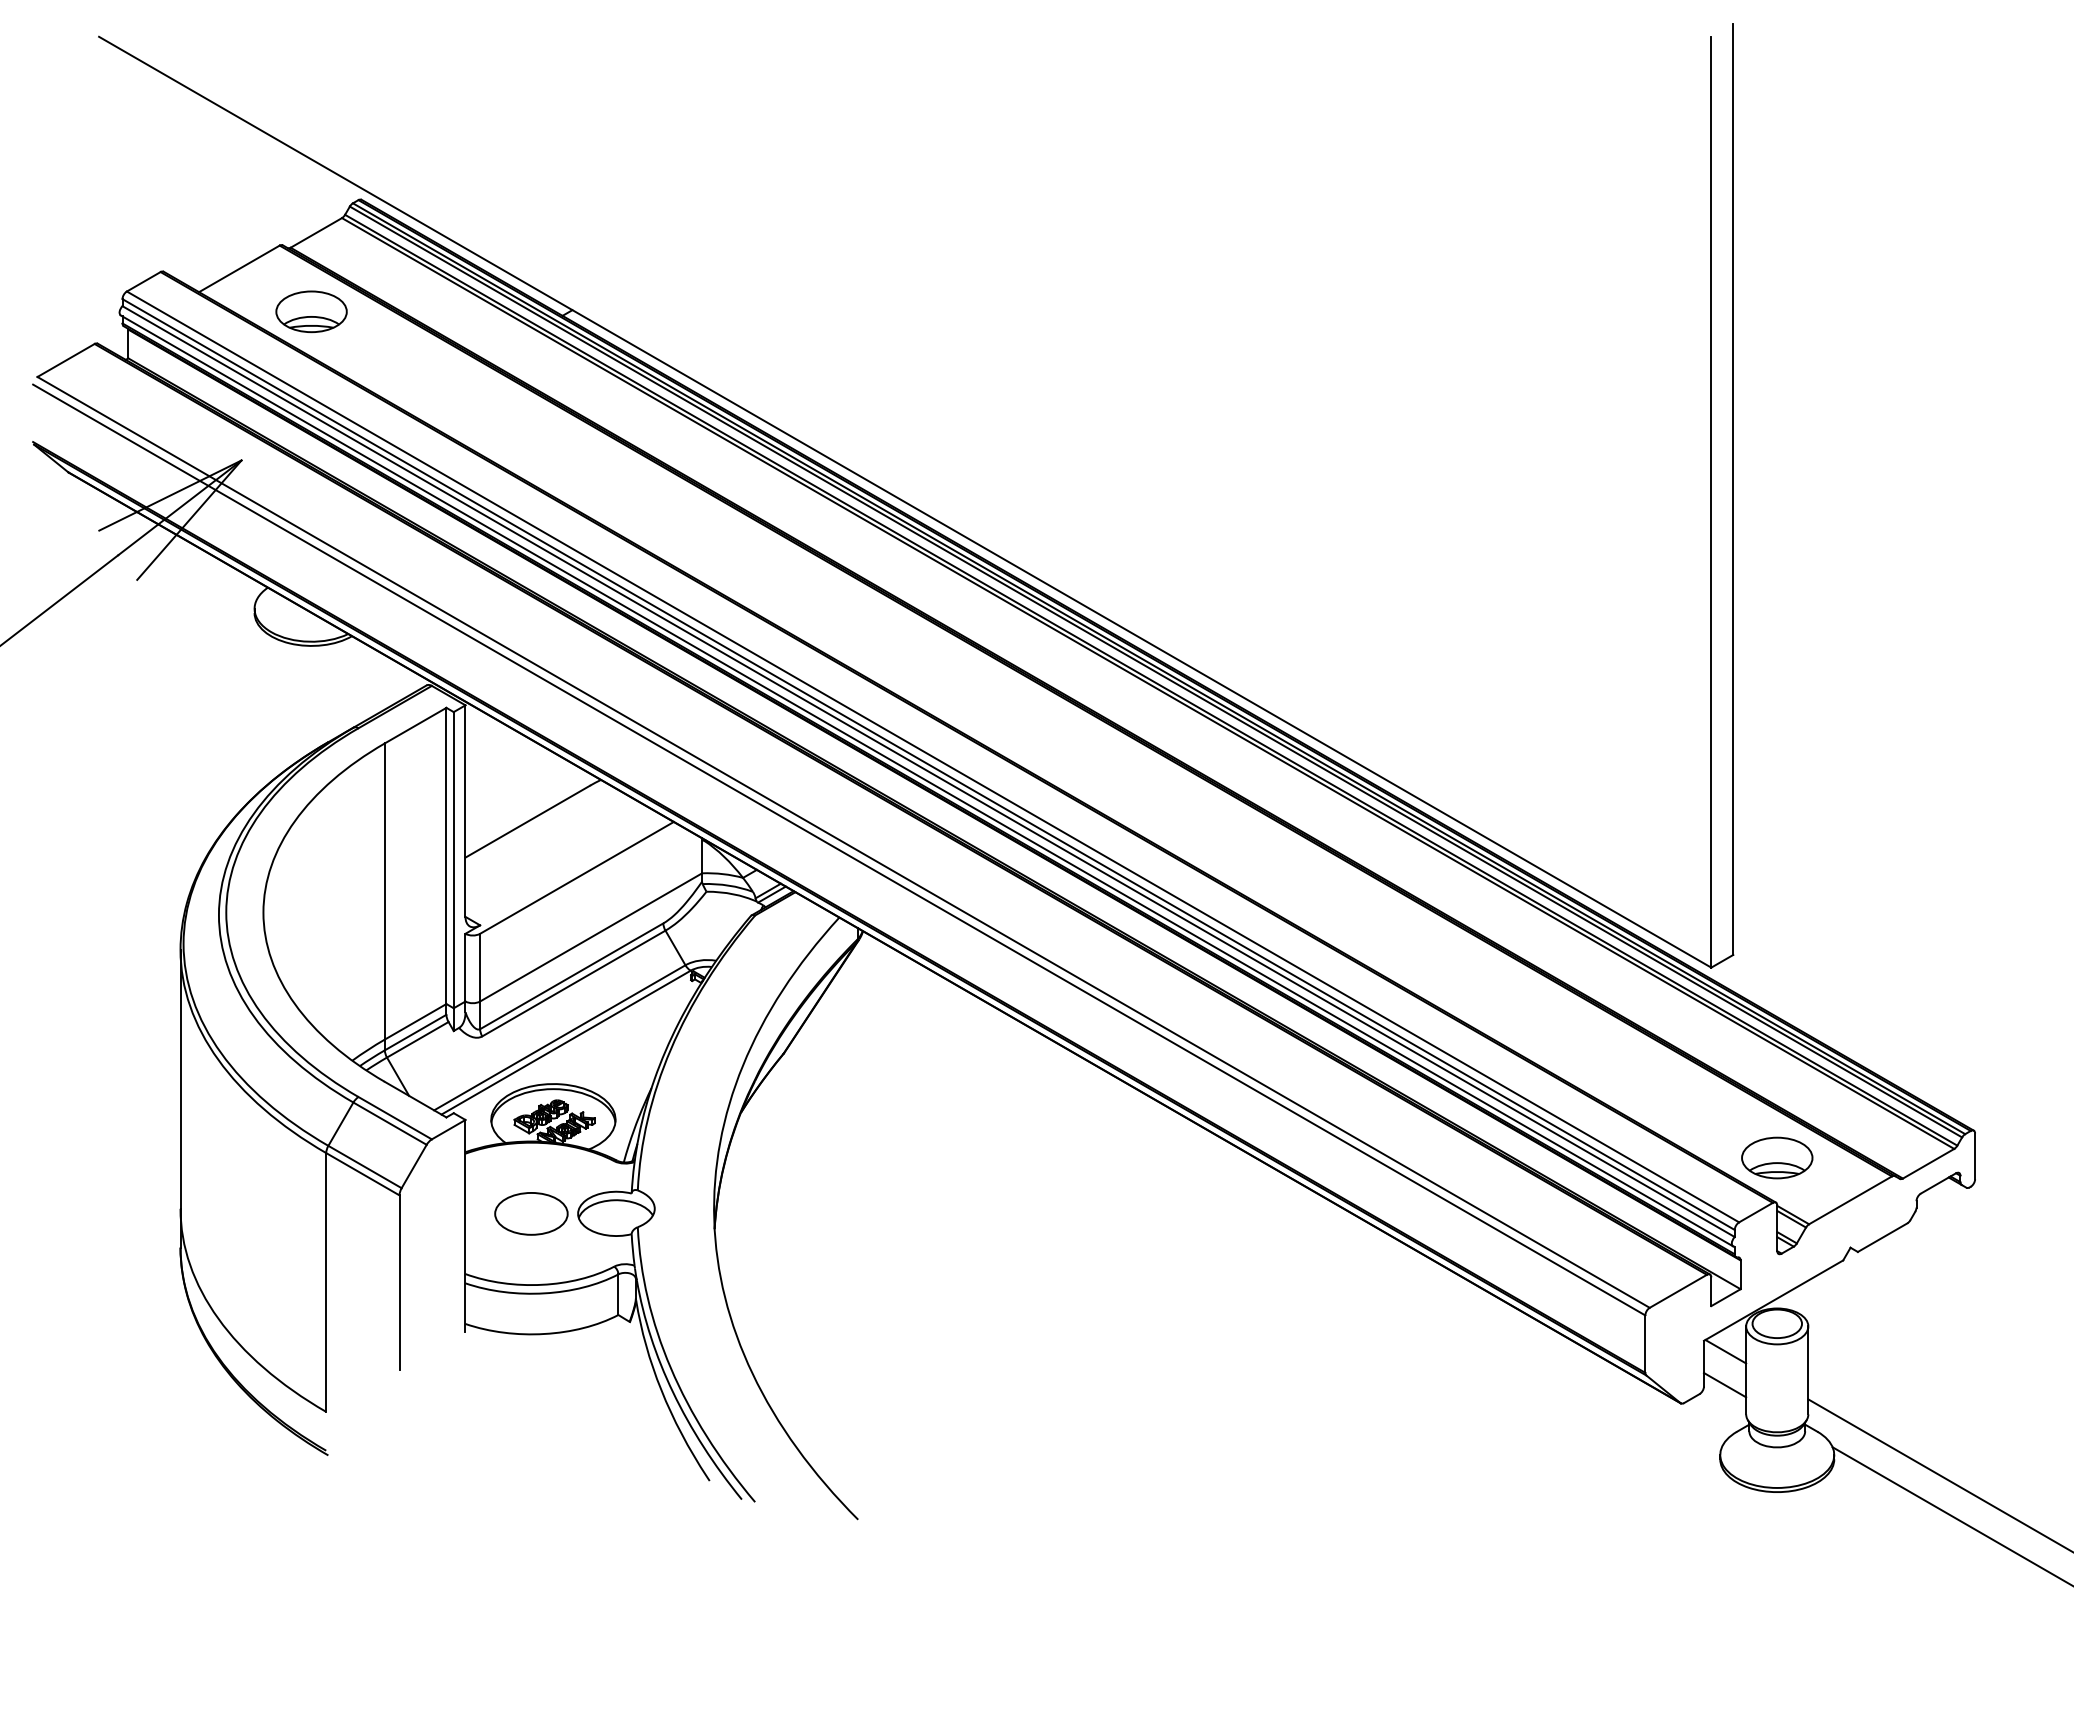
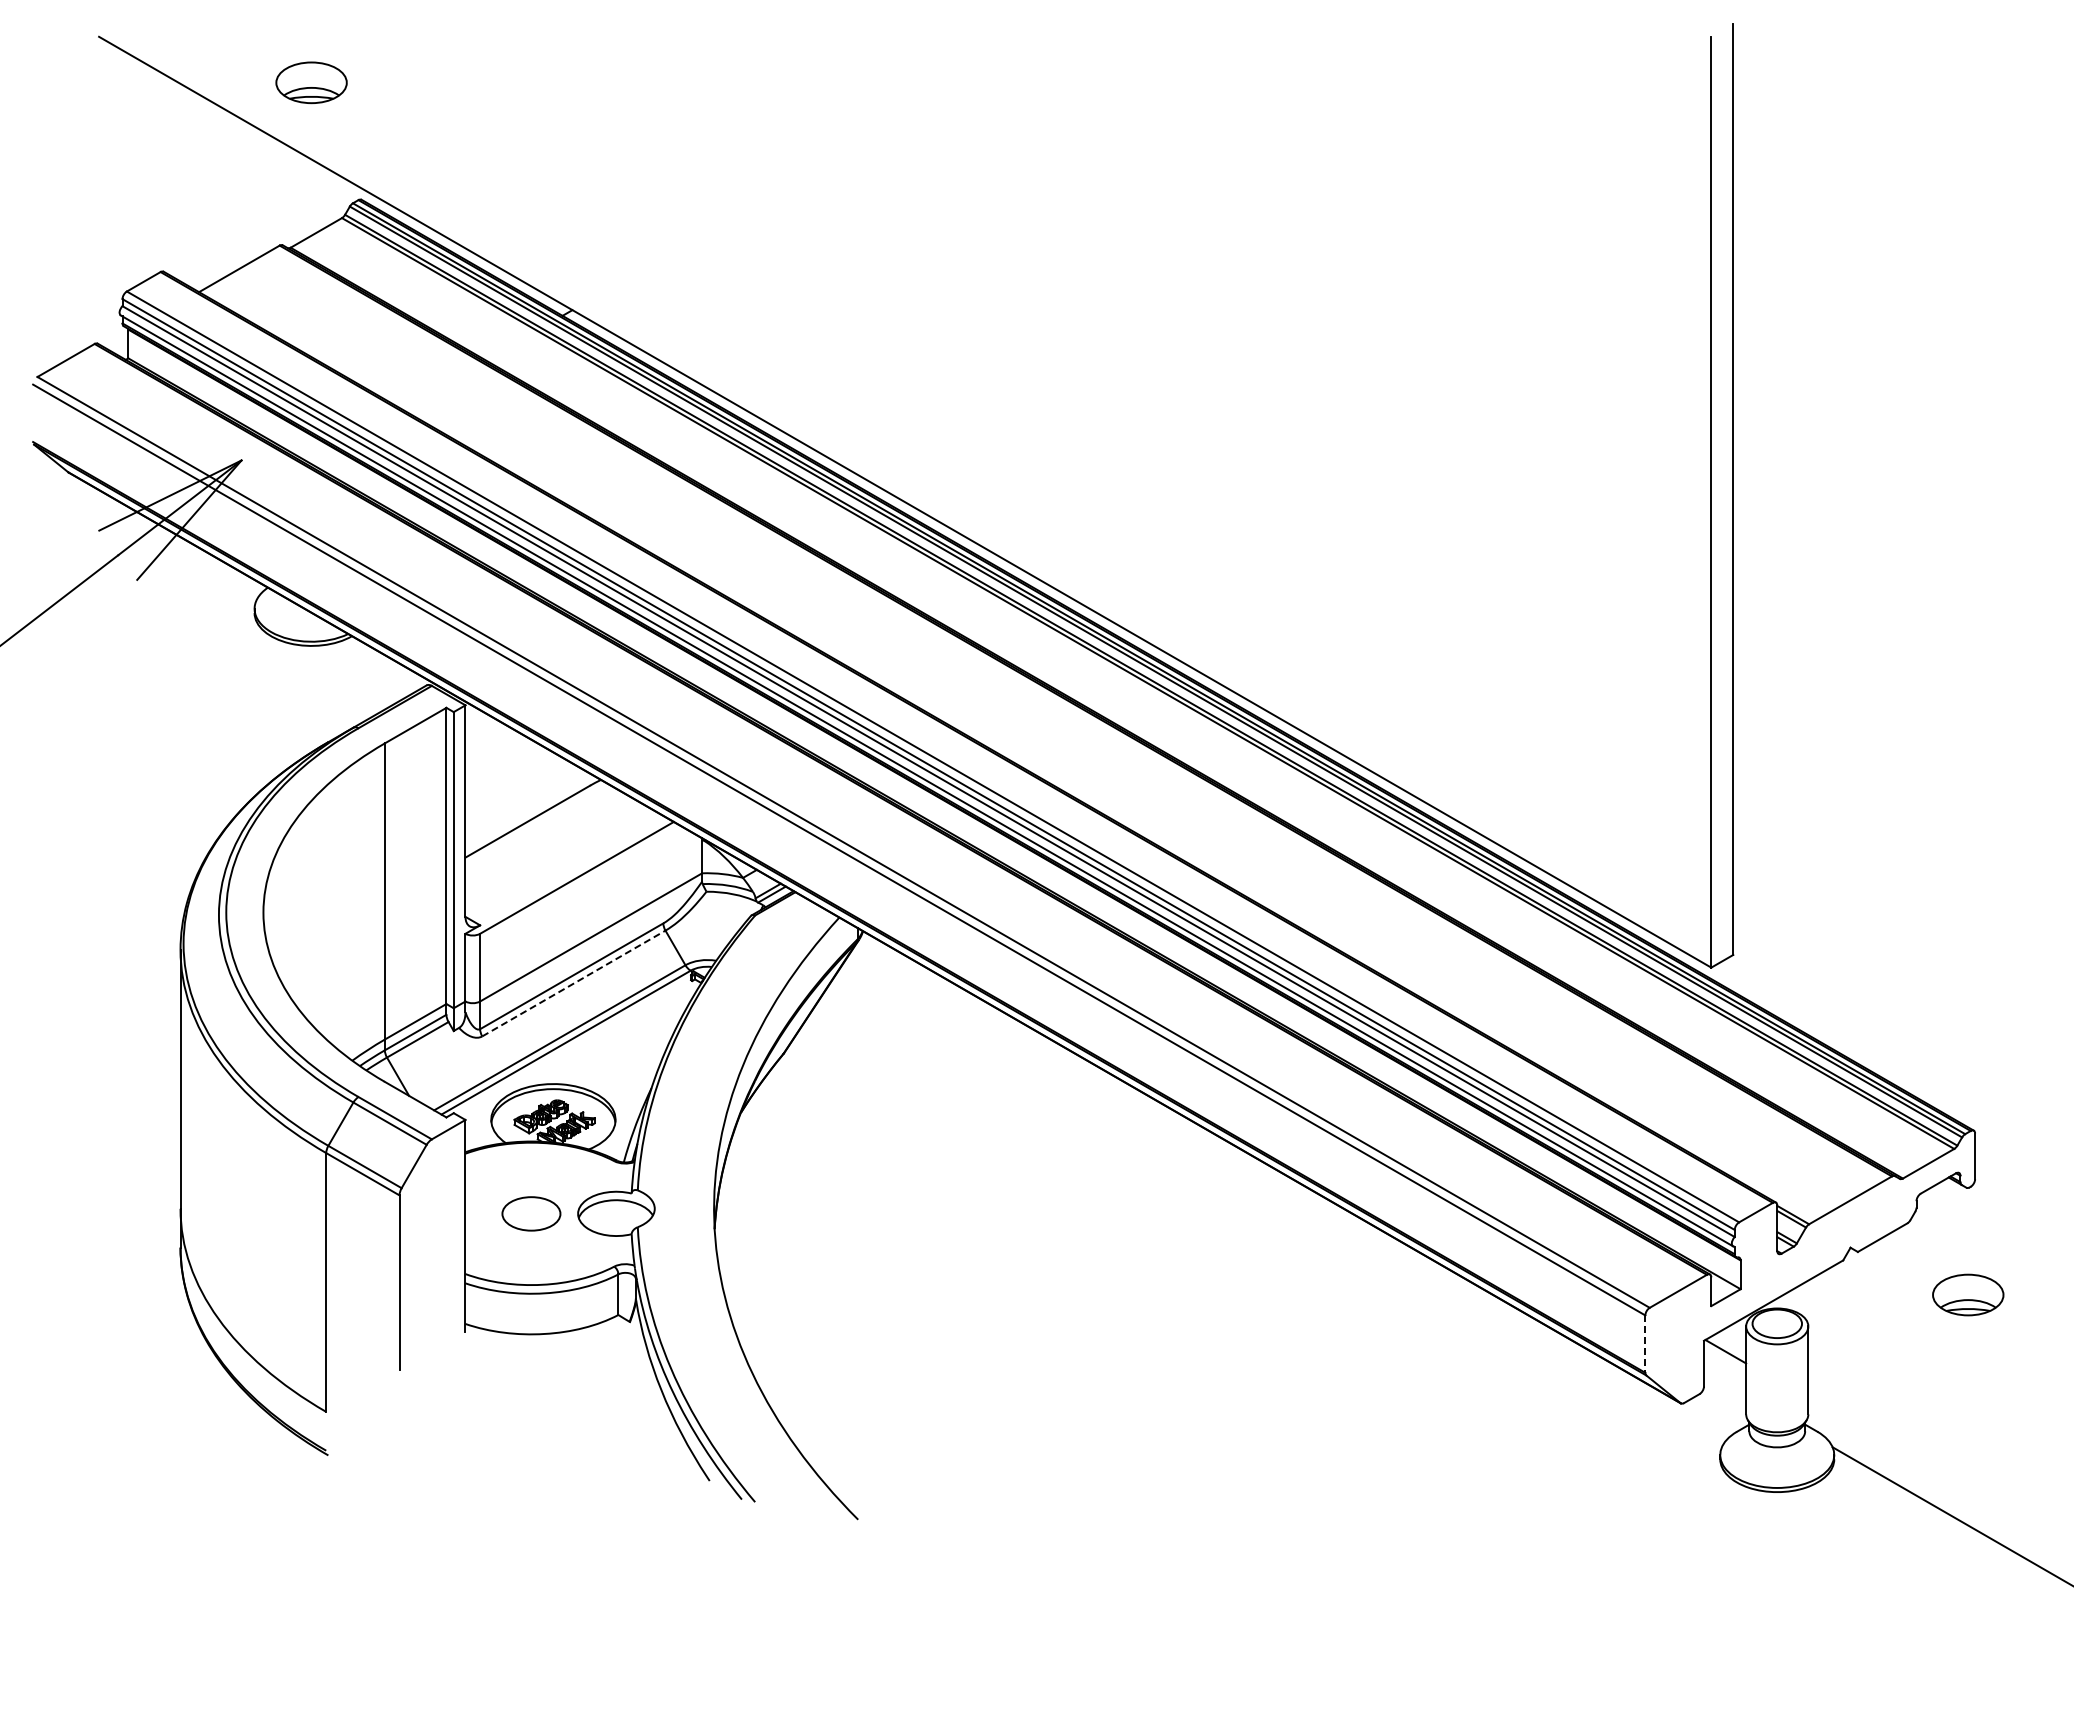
part position: (311, 311) -> (311, 82) (311, 82)
line: solid -> dashed (573, 983)
part position: (1777, 1157) -> (1968, 1294) (1968, 1294)
part size: 75x44 px -> 61x36 px (531, 1213)
line: solid -> dashed (1645, 1344)
line: present -> none (1724, 1384)
line: present -> none (1939, 1474)
